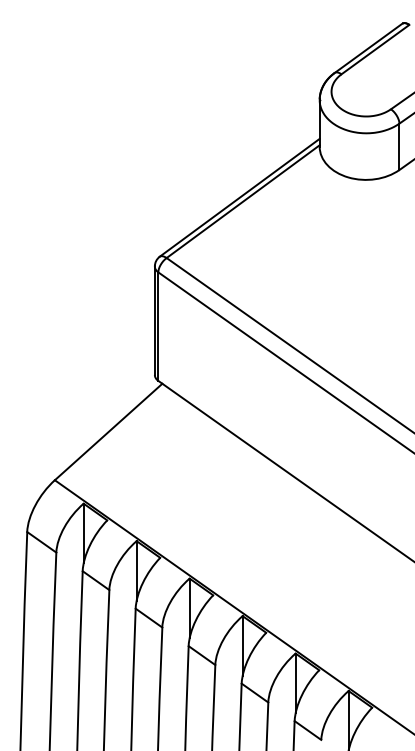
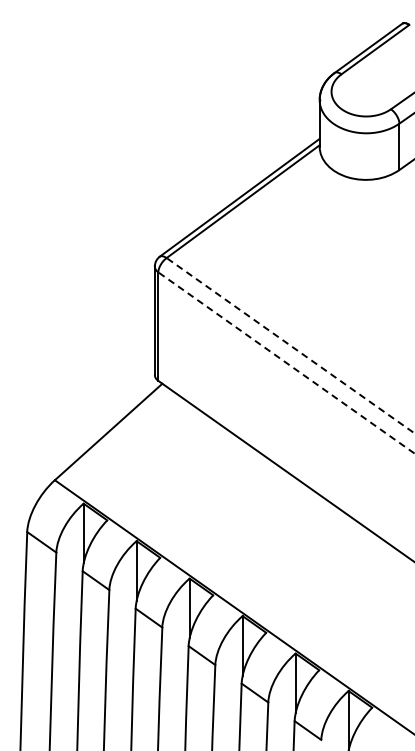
line: solid -> dashed (290, 345)
line: solid -> dashed (286, 363)
